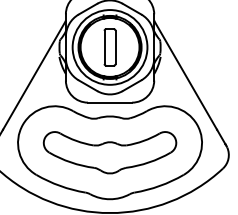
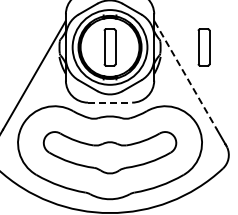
part: none -> present (203, 47)
line: solid -> dashed (186, 76)
line: solid -> dashed (110, 102)
